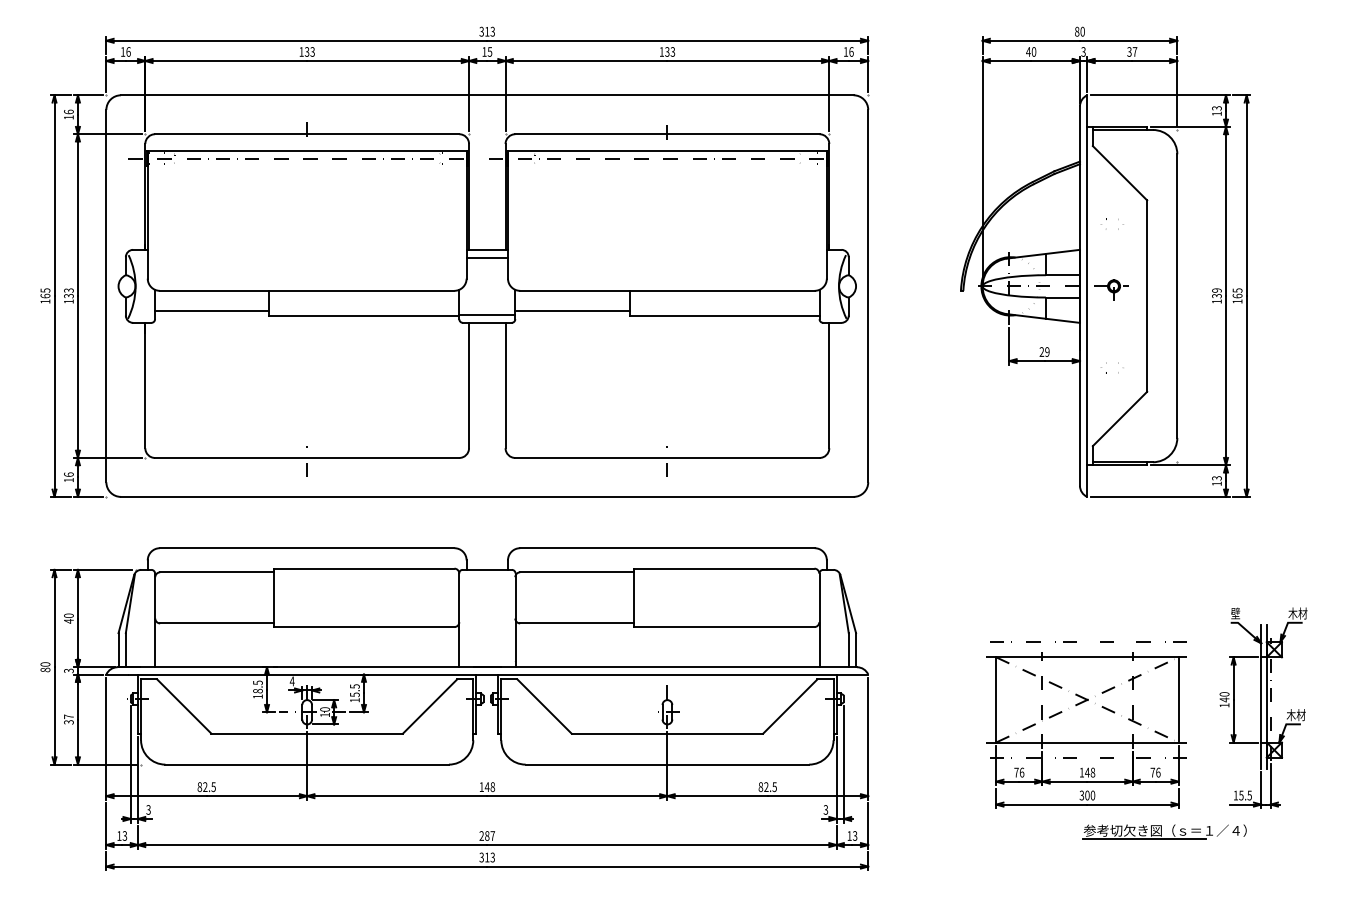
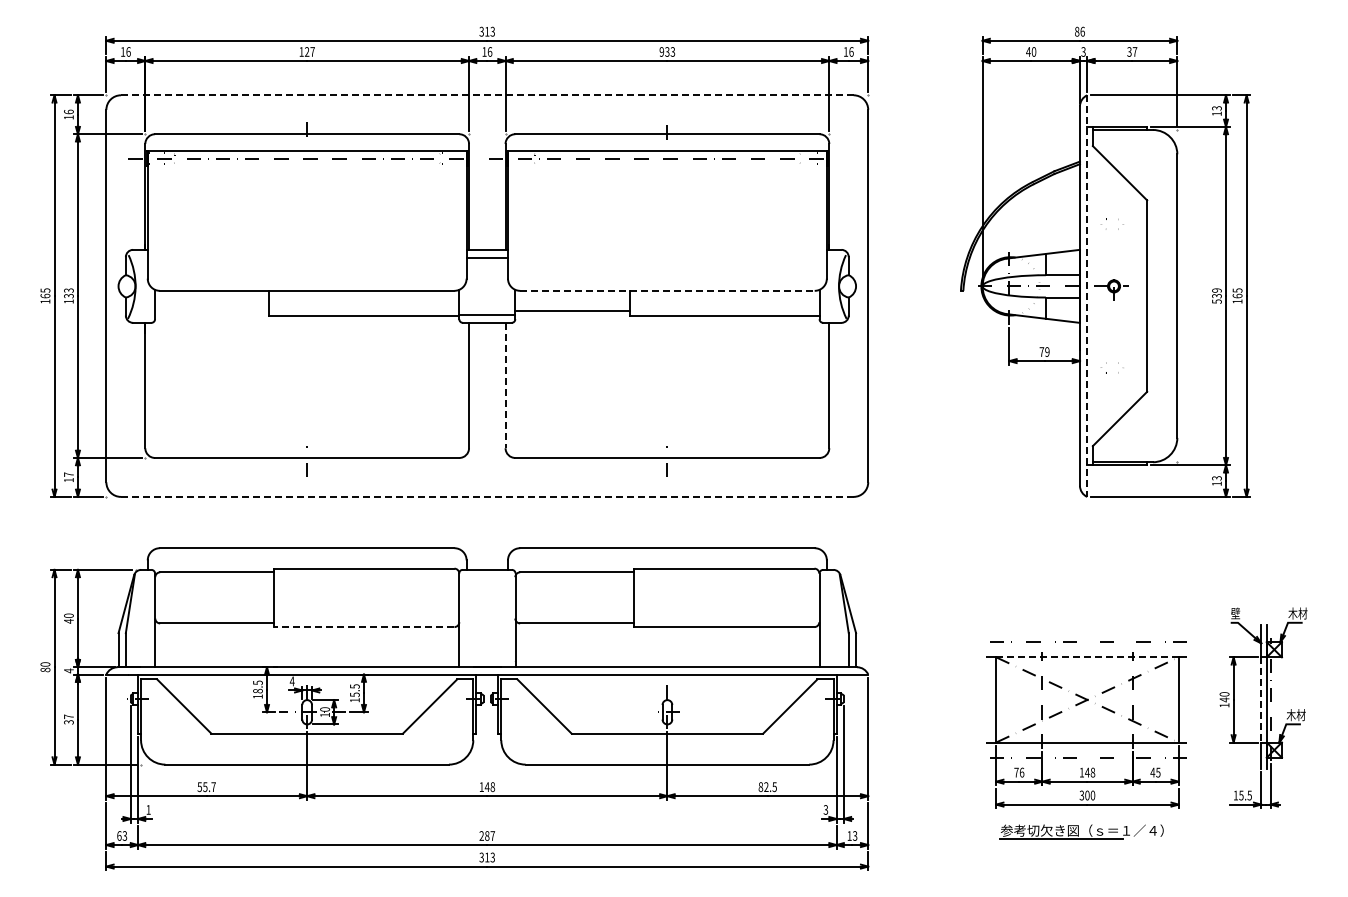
text: 80 -> 86 (1082, 31)
text: 133 -> 127 (309, 51)
text: 15 -> 16 (489, 51)
text: 133 -> 933 (661, 51)
line: solid -> dashed (487, 95)
line: solid -> dashed (667, 290)
line: solid -> dashed (1087, 296)
text: 139 -> 539 (1216, 301)
line: present -> none (212, 310)
text: 29 -> 79 (1041, 351)
line: solid -> dashed (505, 385)
text: 16 -> 17 (68, 474)
line: solid -> dashed (487, 496)
line: solid -> dashed (363, 627)
line: solid -> dashed (1086, 657)
text: 3 -> 4 (68, 670)
line: solid -> dashed (1261, 699)
text: 76 -> 45 (1155, 772)
text: 82.5 -> 55.7 (206, 787)
text: 3 -> 1 (148, 809)
part position: (1164, 831) -> (1081, 831) (1081, 831)
text: 13 -> 63 (119, 835)
